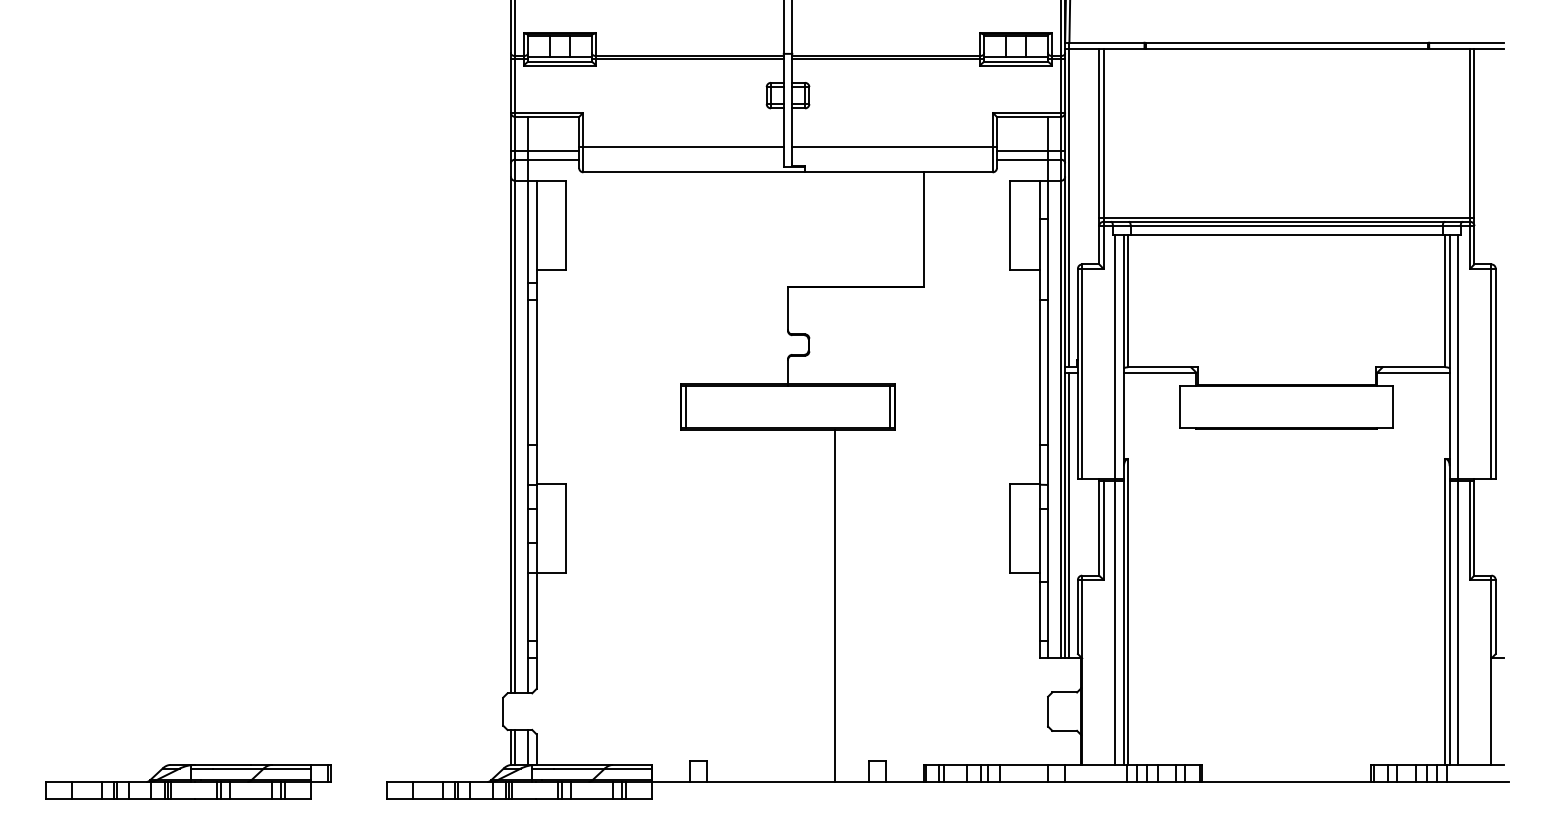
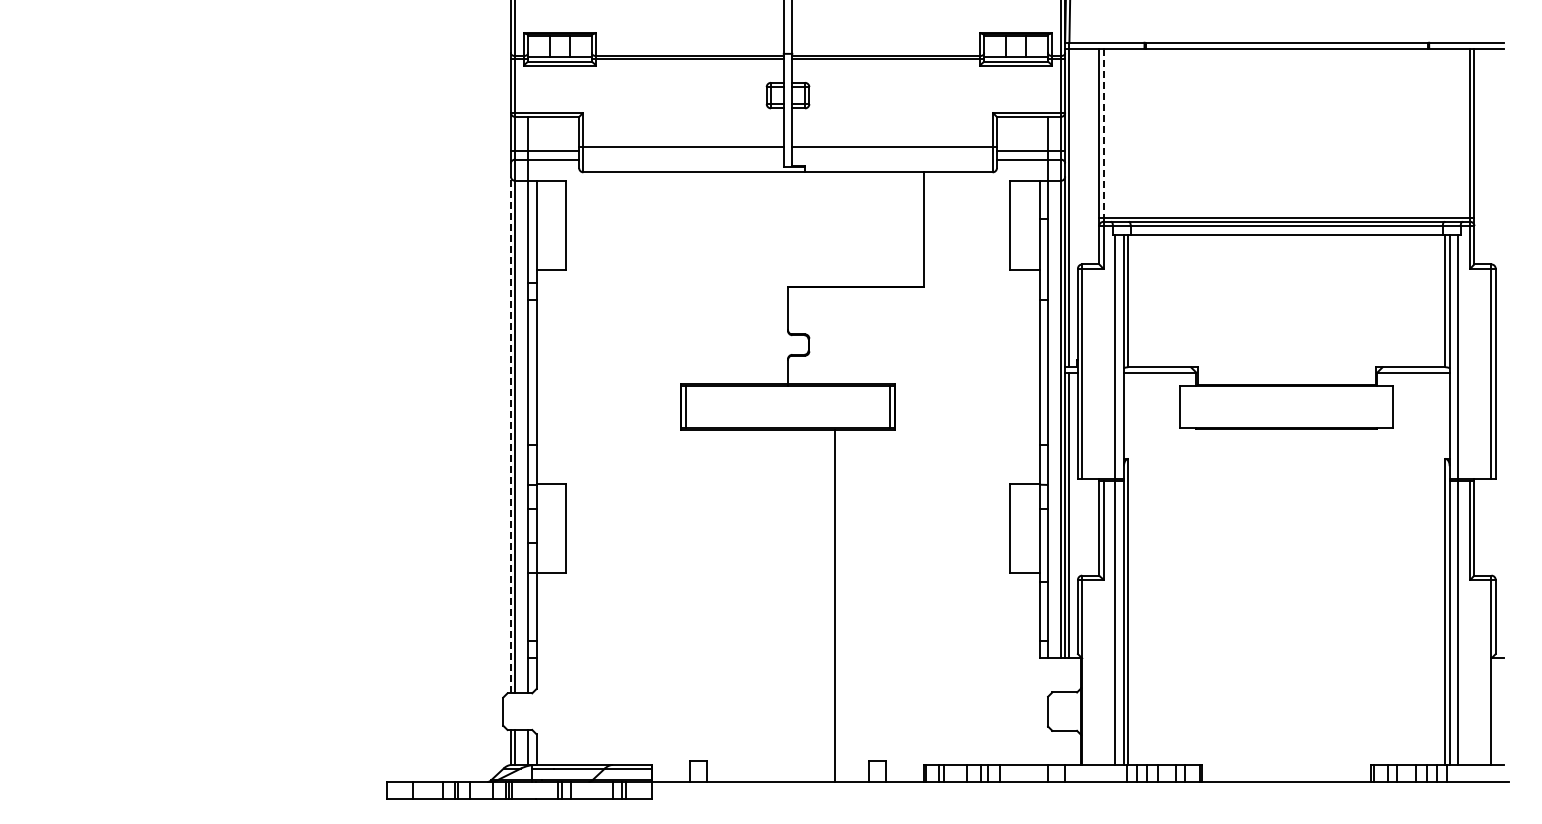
line: solid -> dashed (1103, 133)
line: solid -> dashed (510, 434)
part: present -> none (188, 781)
